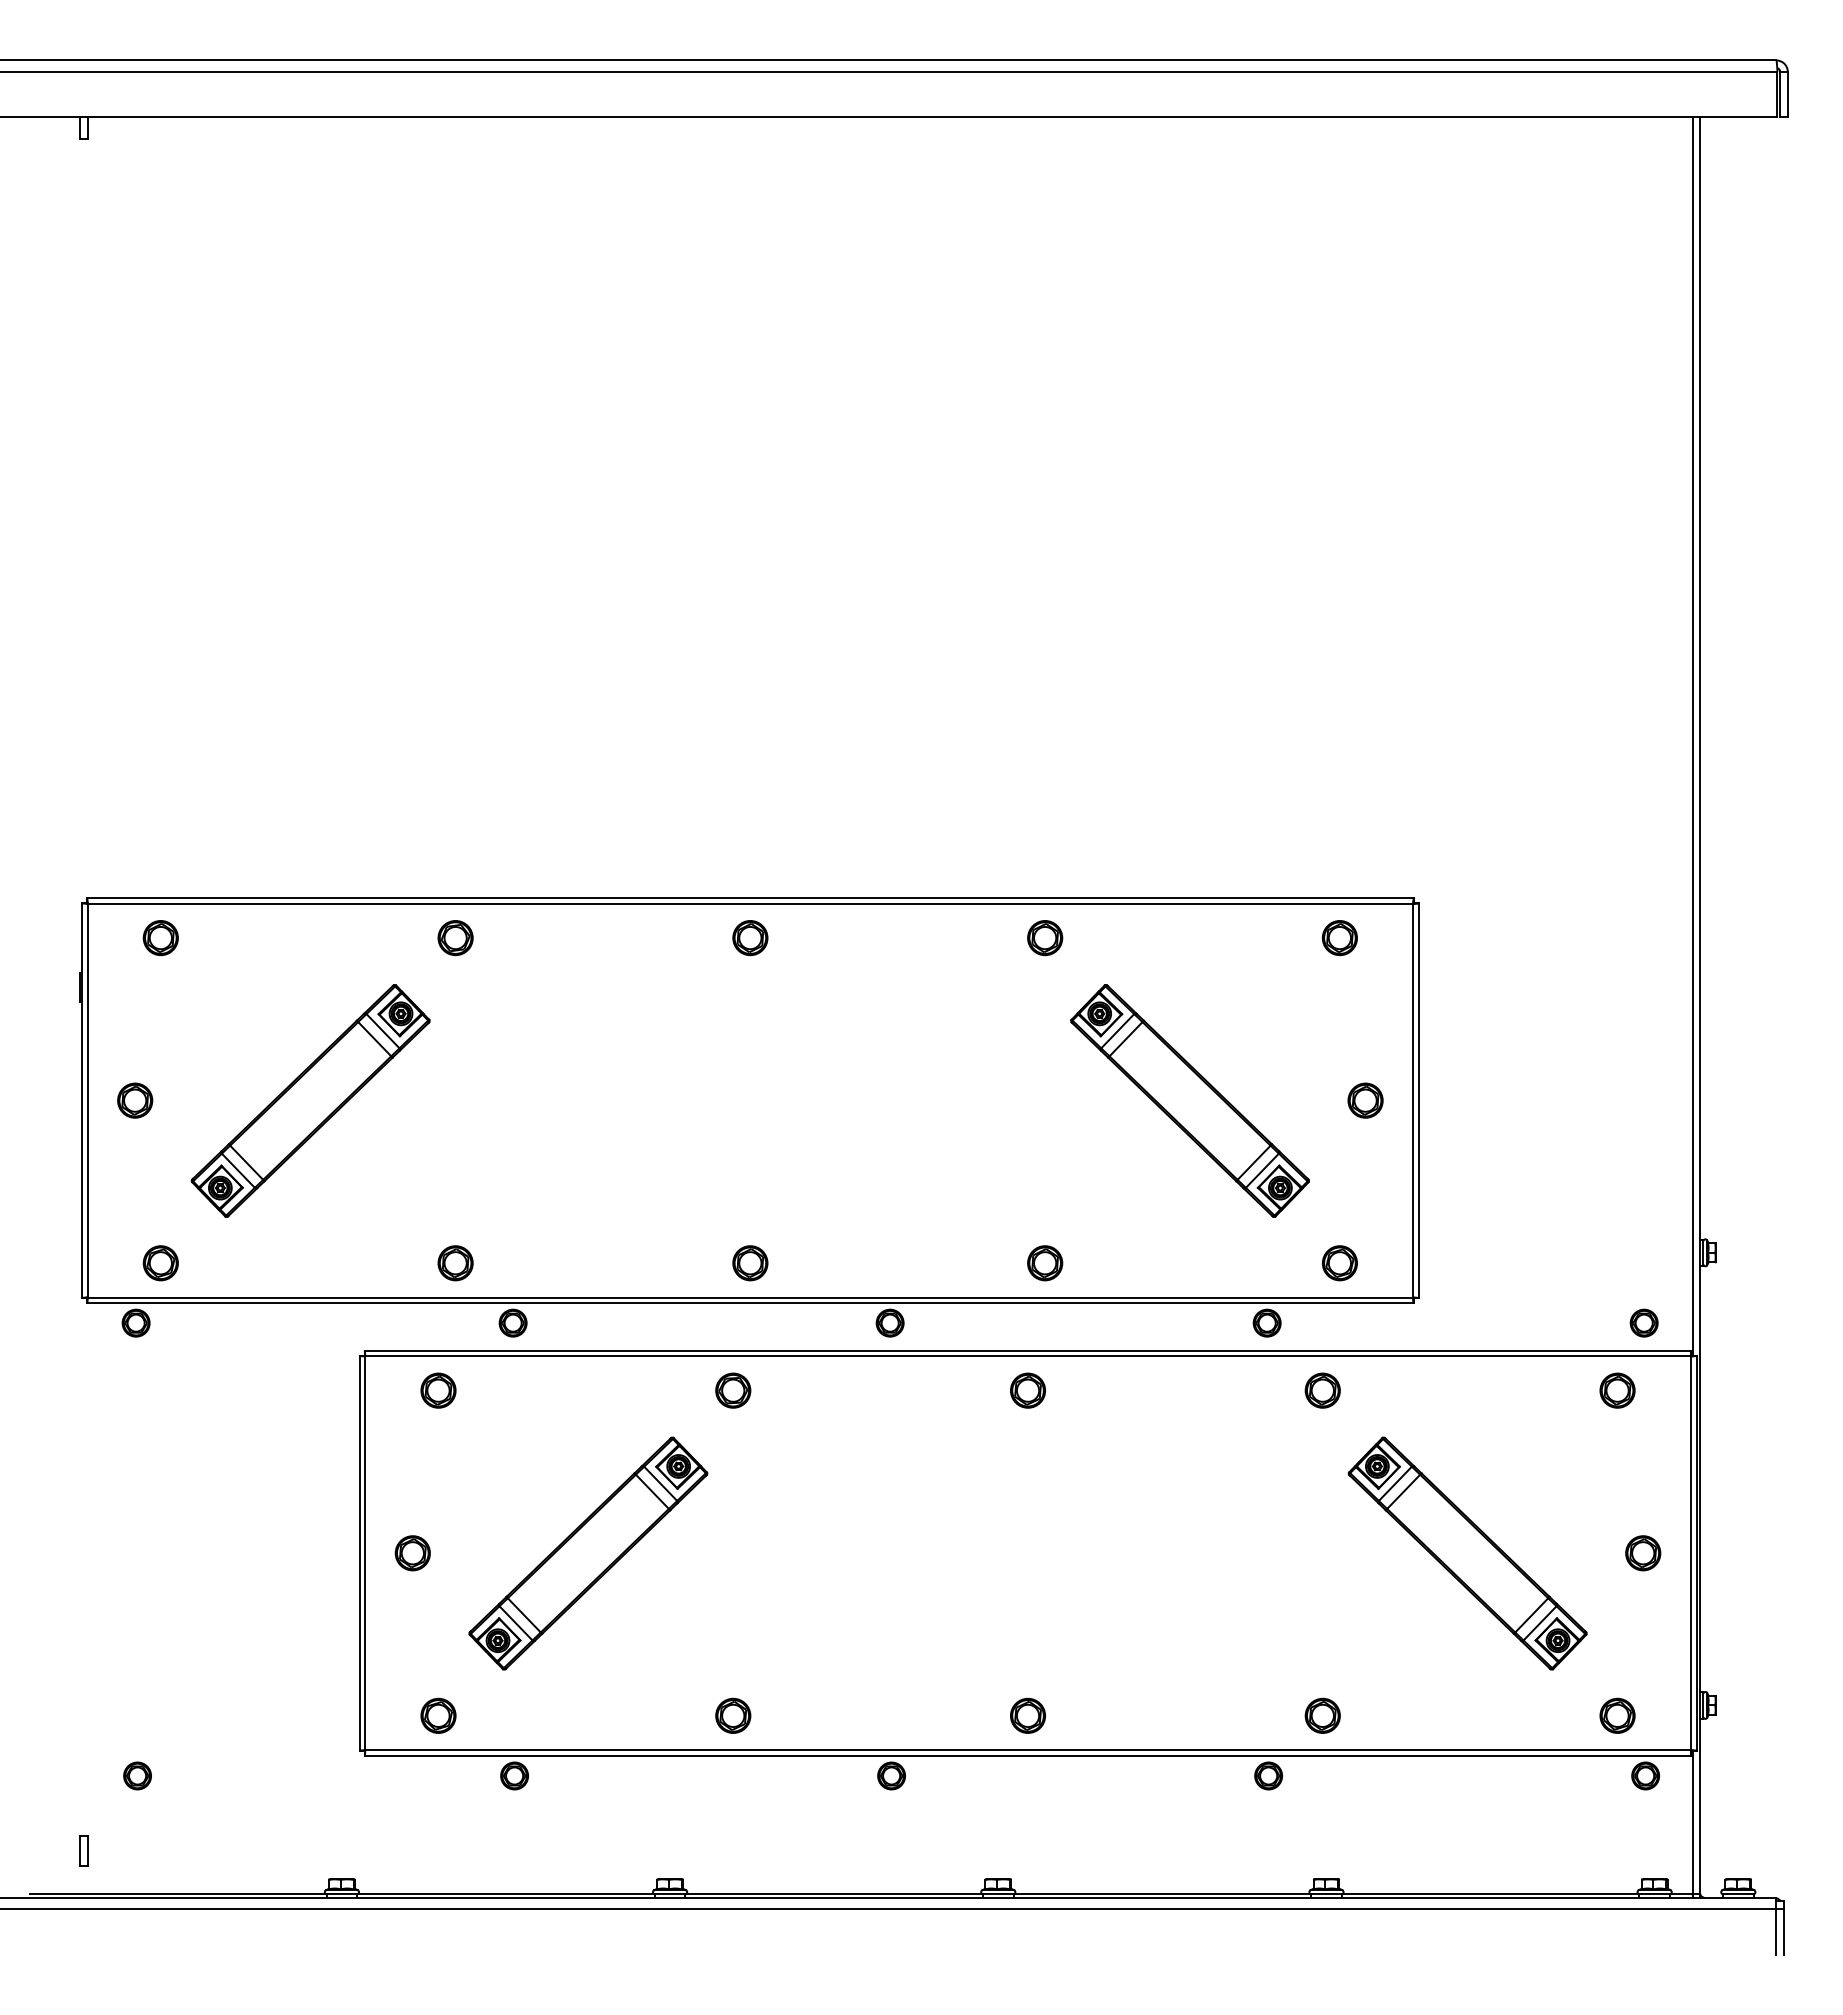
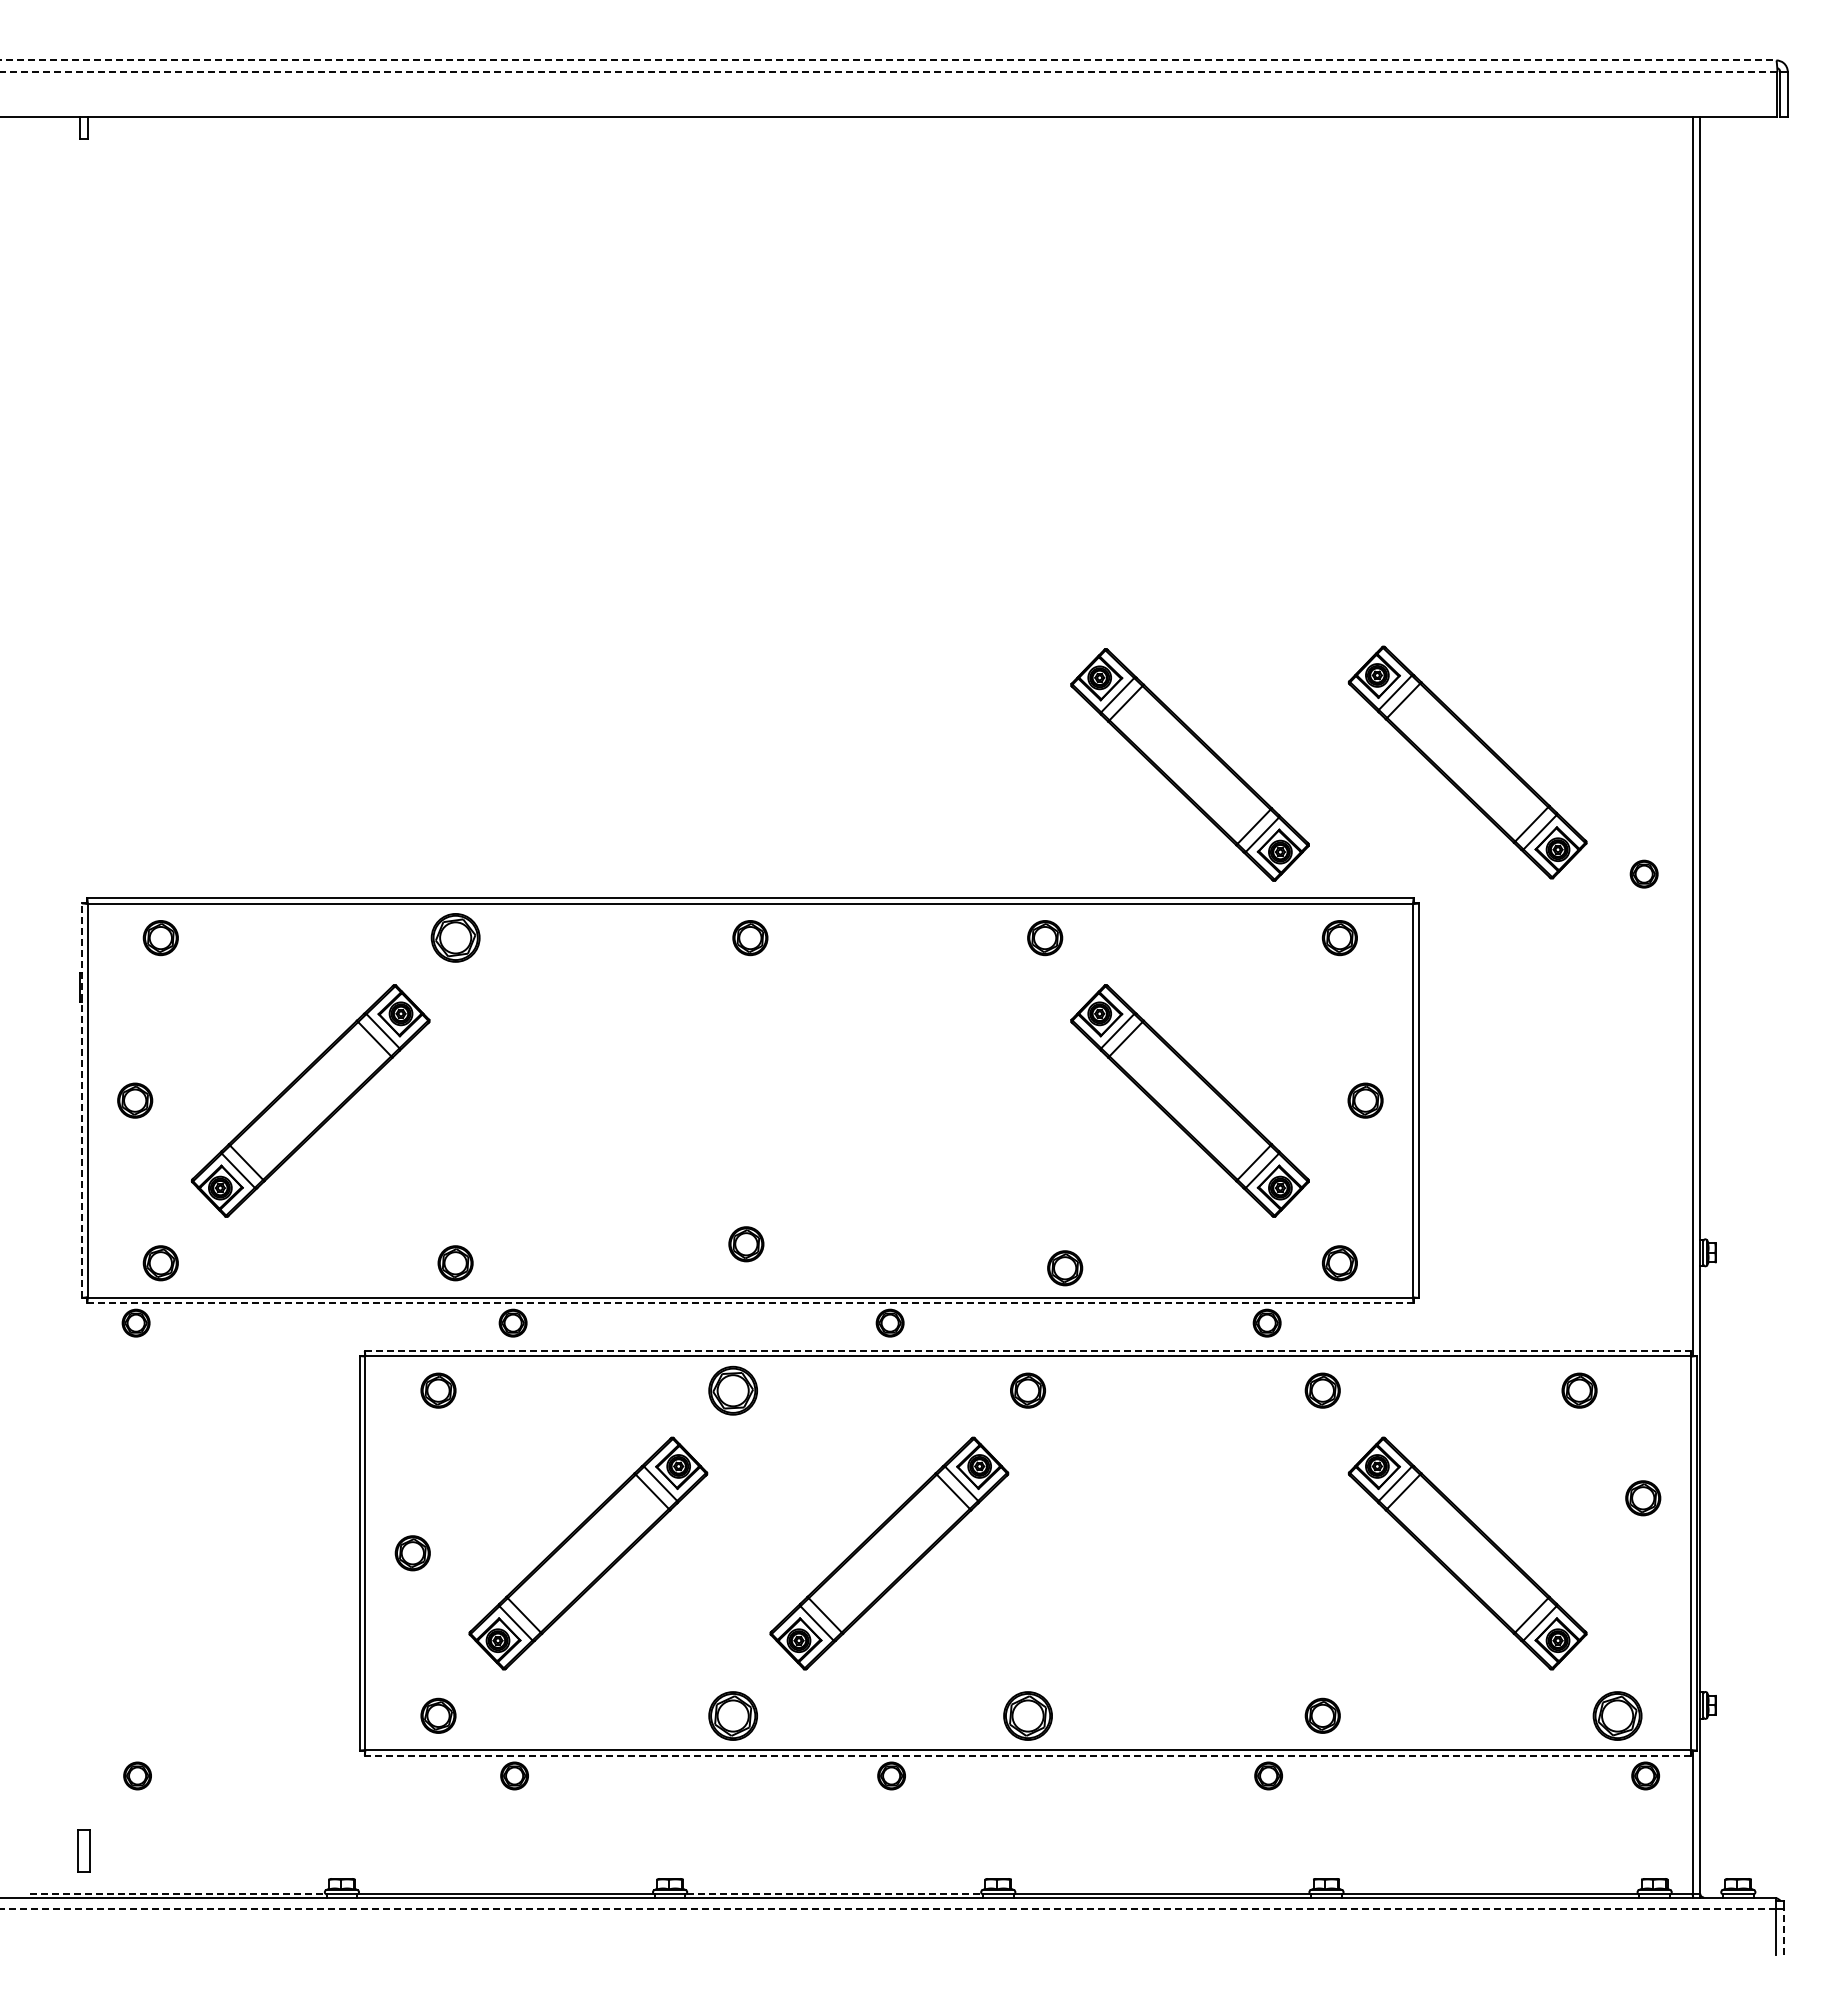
line: solid -> dashed (888, 60)
line: solid -> dashed (888, 71)
part: none -> present (1467, 762)
part: none -> present (1189, 764)
part size: 37x37 px -> 51x50 px (455, 937)
line: solid -> dashed (81, 1100)
part position: (750, 1263) -> (746, 1244) (746, 1244)
part position: (1045, 1263) -> (1065, 1268) (1065, 1268)
line: solid -> dashed (749, 1303)
part position: (1643, 1322) -> (1643, 873) (1643, 873)
line: solid -> dashed (1028, 1350)
part size: 37x37 px -> 50x51 px (732, 1390)
part position: (1617, 1390) -> (1579, 1390) (1579, 1390)
part: none -> present (889, 1553)
part position: (1643, 1553) -> (1643, 1498) (1643, 1498)
part size: 37x37 px -> 50x50 px (732, 1715)
part size: 36x37 px -> 50x50 px (1027, 1715)
part size: 37x37 px -> 51x50 px (1617, 1715)
line: solid -> dashed (1027, 1755)
part size: 10x32 px -> 14x44 px (83, 1850)
line: solid -> dashed (177, 1893)
line: solid -> dashed (834, 1893)
line: solid -> dashed (888, 1908)
line: solid -> dashed (1783, 1931)
